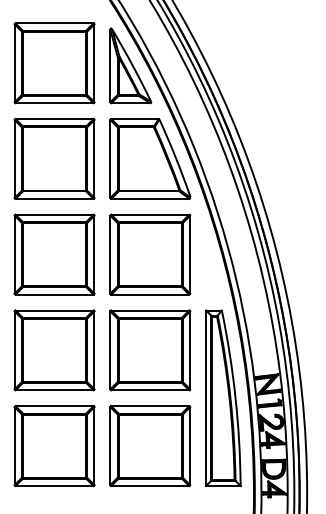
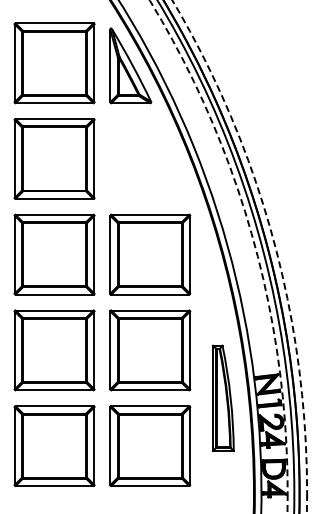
part: present -> none (150, 158)
circle: solid -> dashed (218, 256)
circle: solid -> dashed (239, 256)
part size: 37x179 px -> 23x108 px (223, 397)
